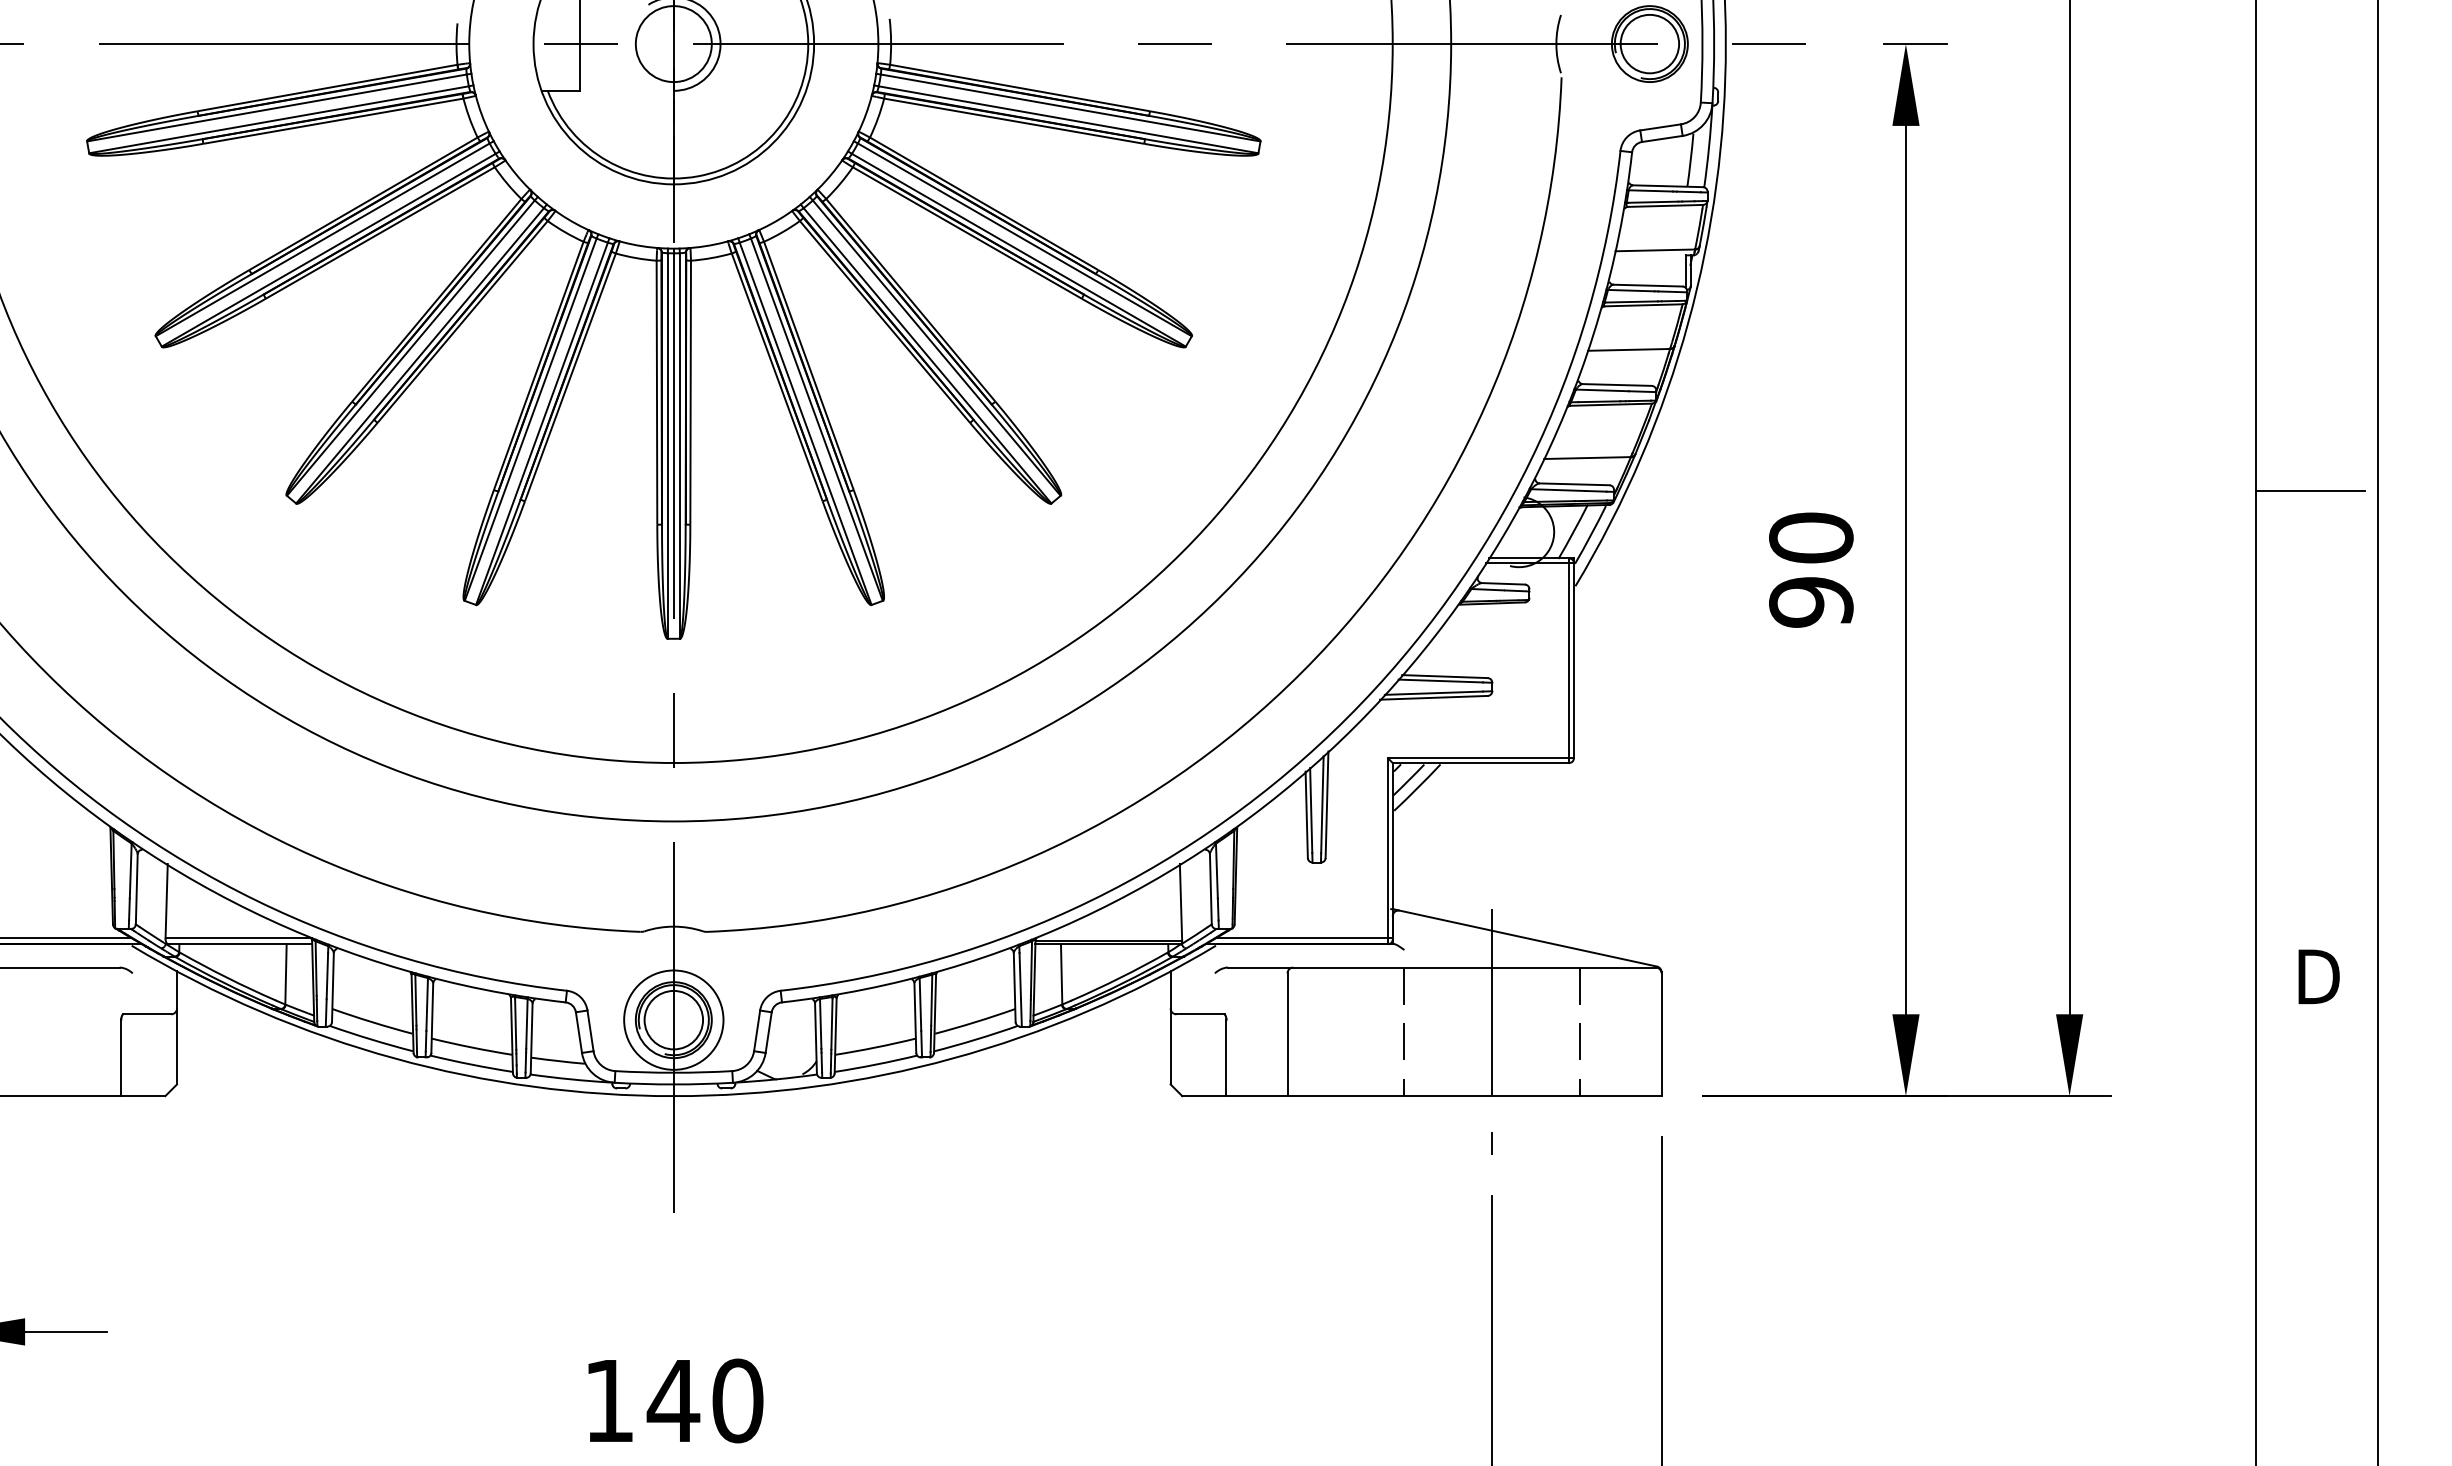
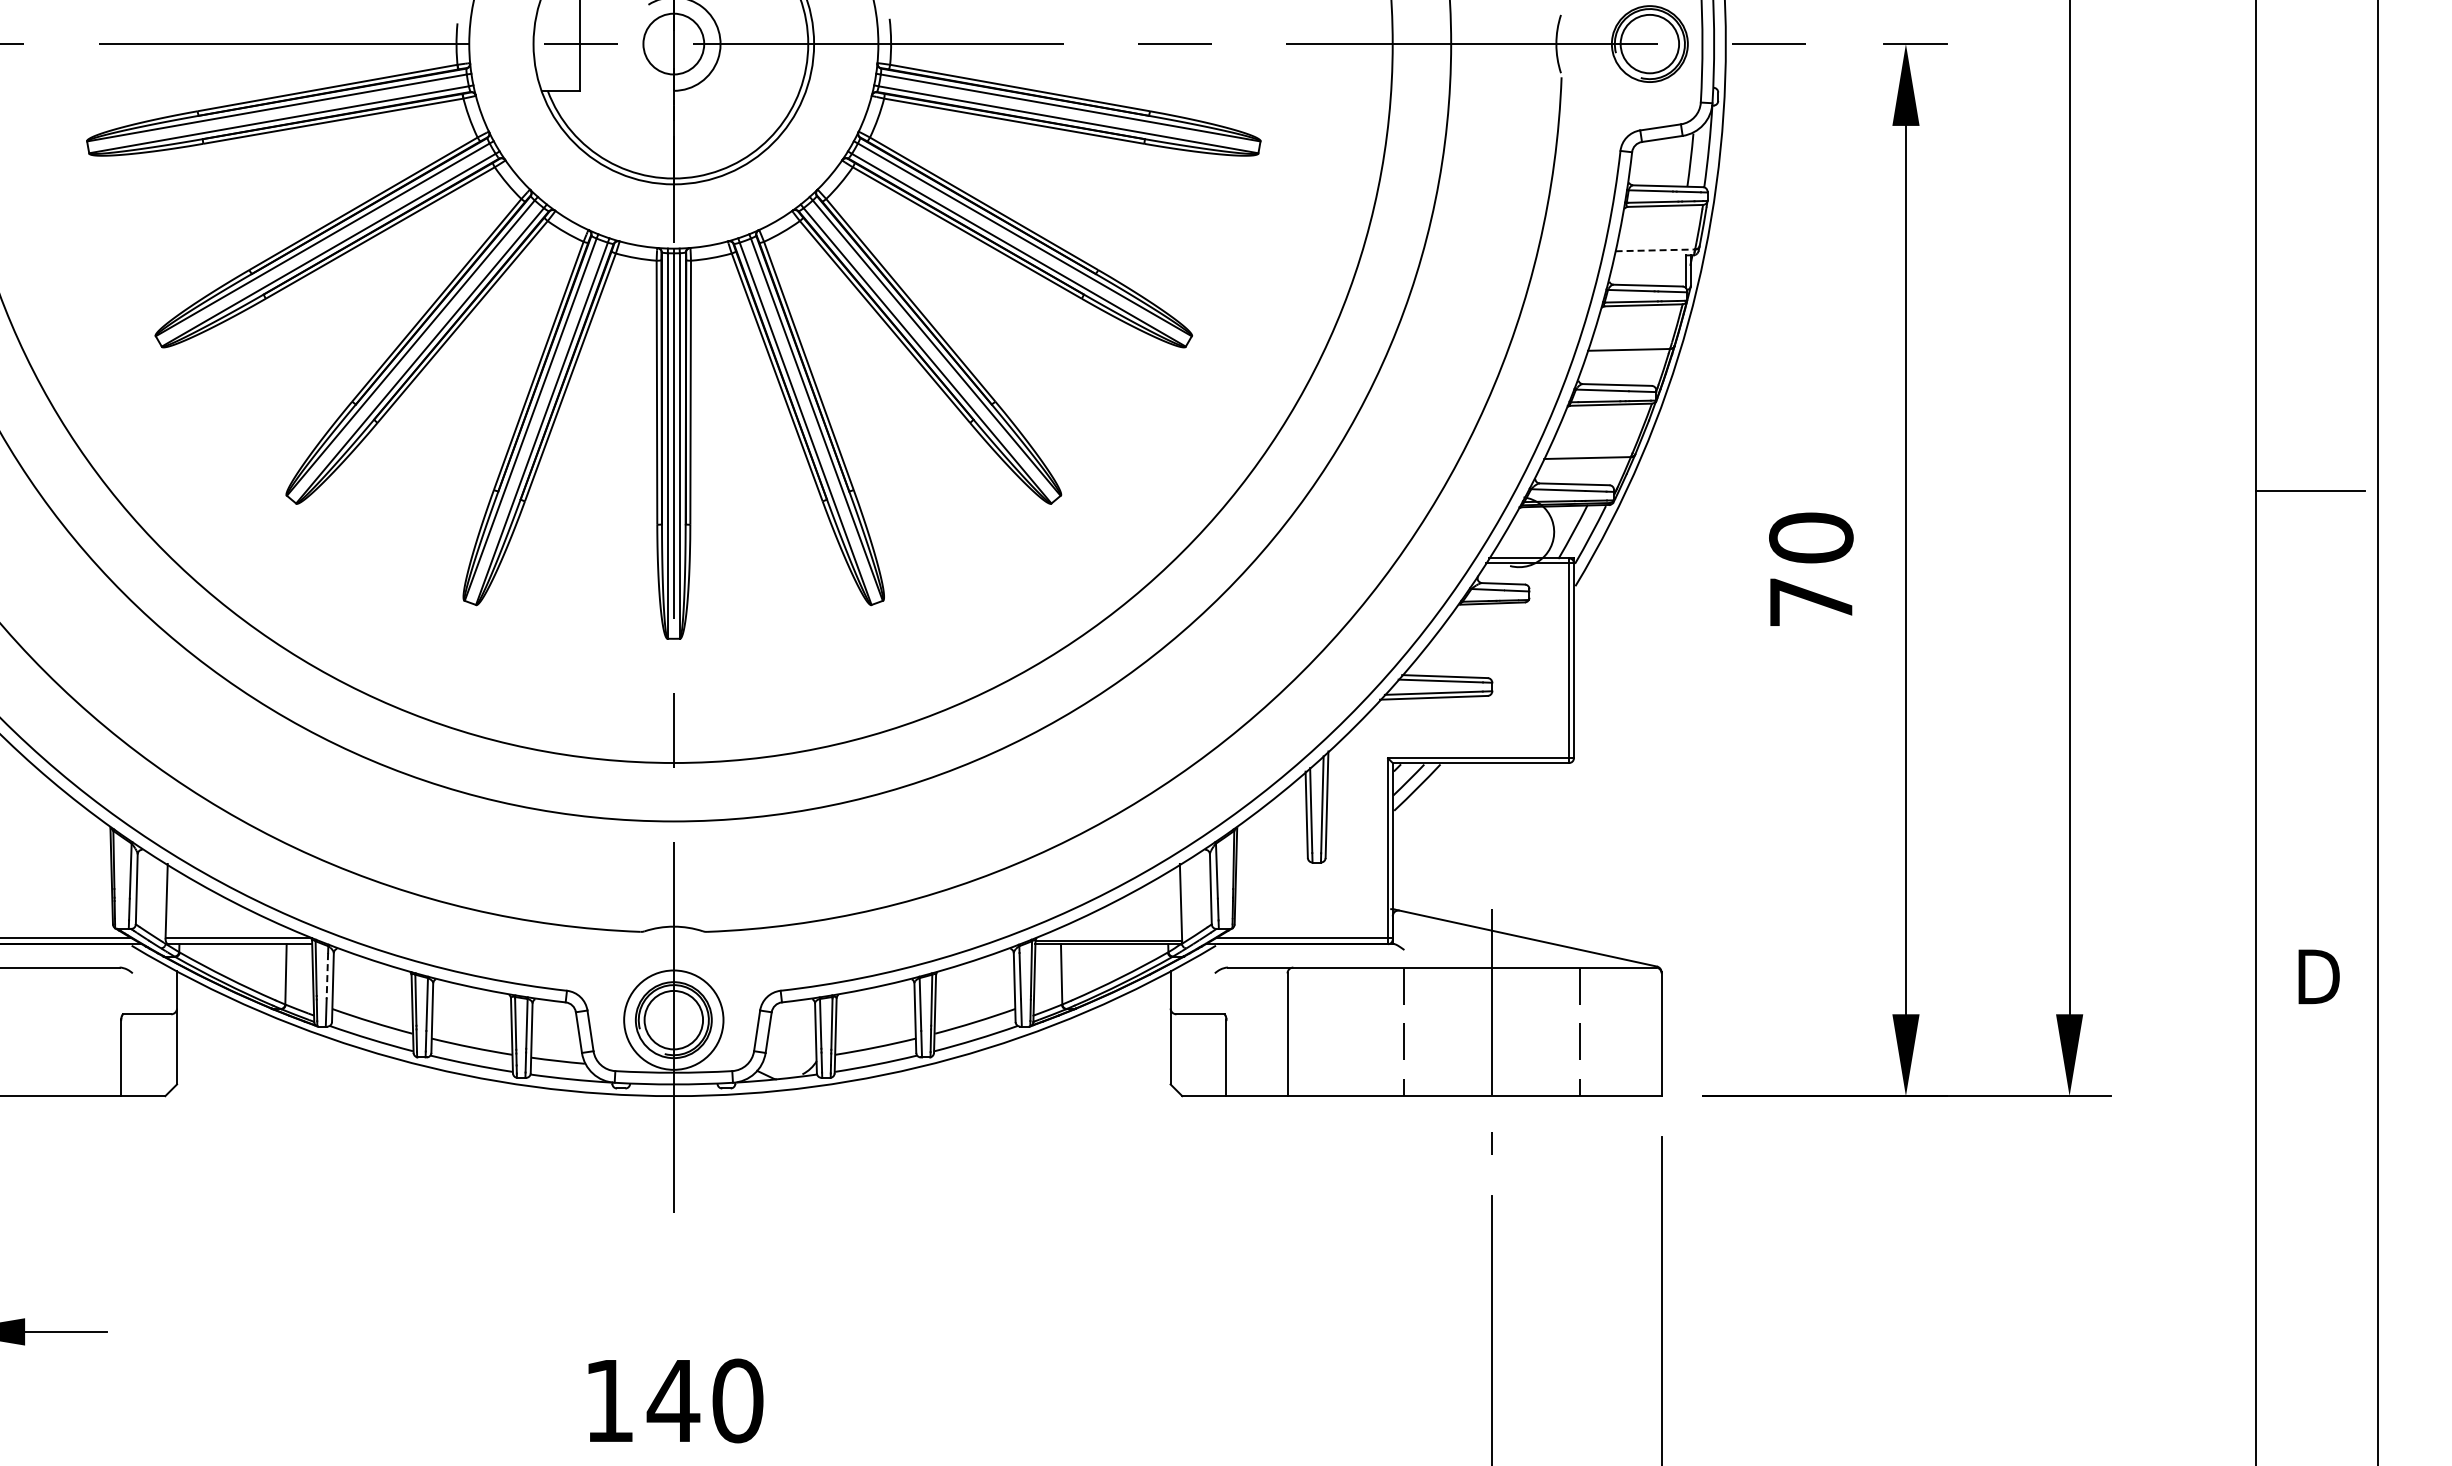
circle diameter: 76 px -> 61 px (673, 43)
line: solid -> dashed (1655, 250)
text: 90 -> 70 (1811, 602)
line: solid -> dashed (327, 976)
